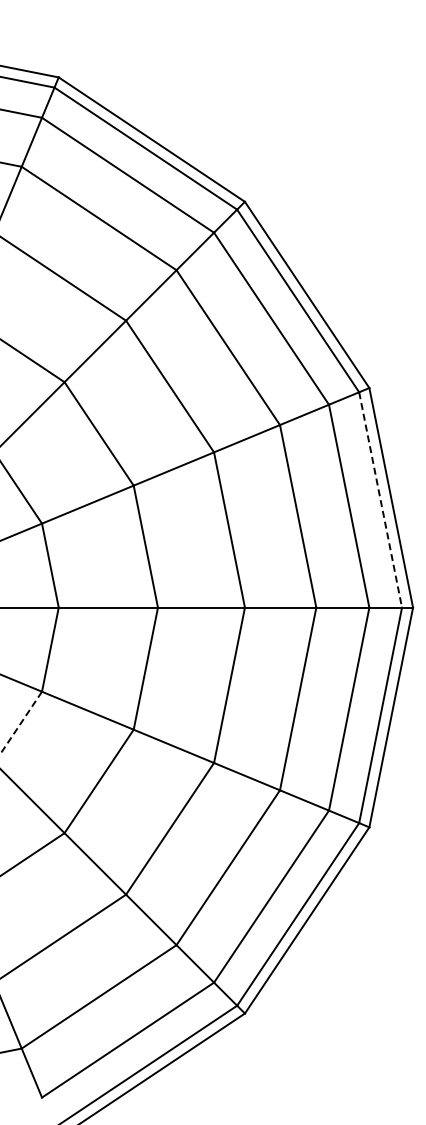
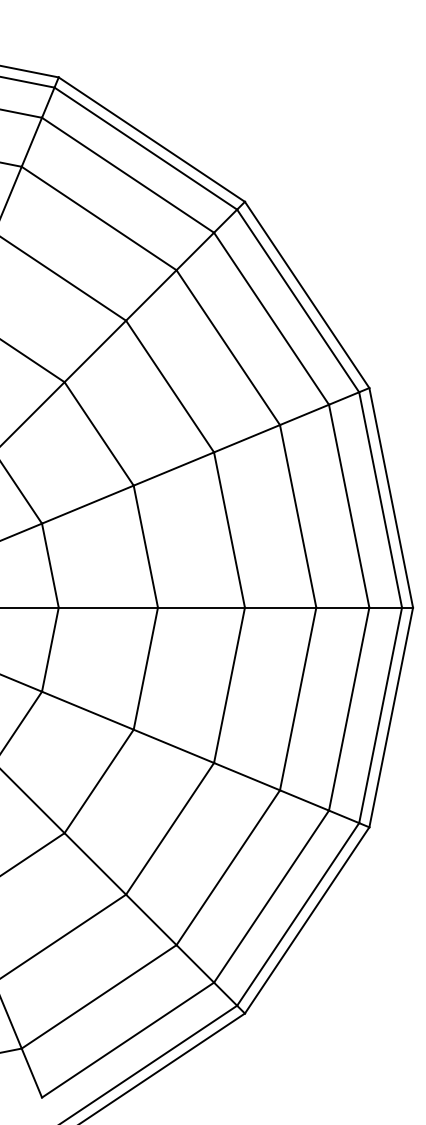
line: dashed -> solid (380, 499)
line: dashed -> solid (21, 723)
